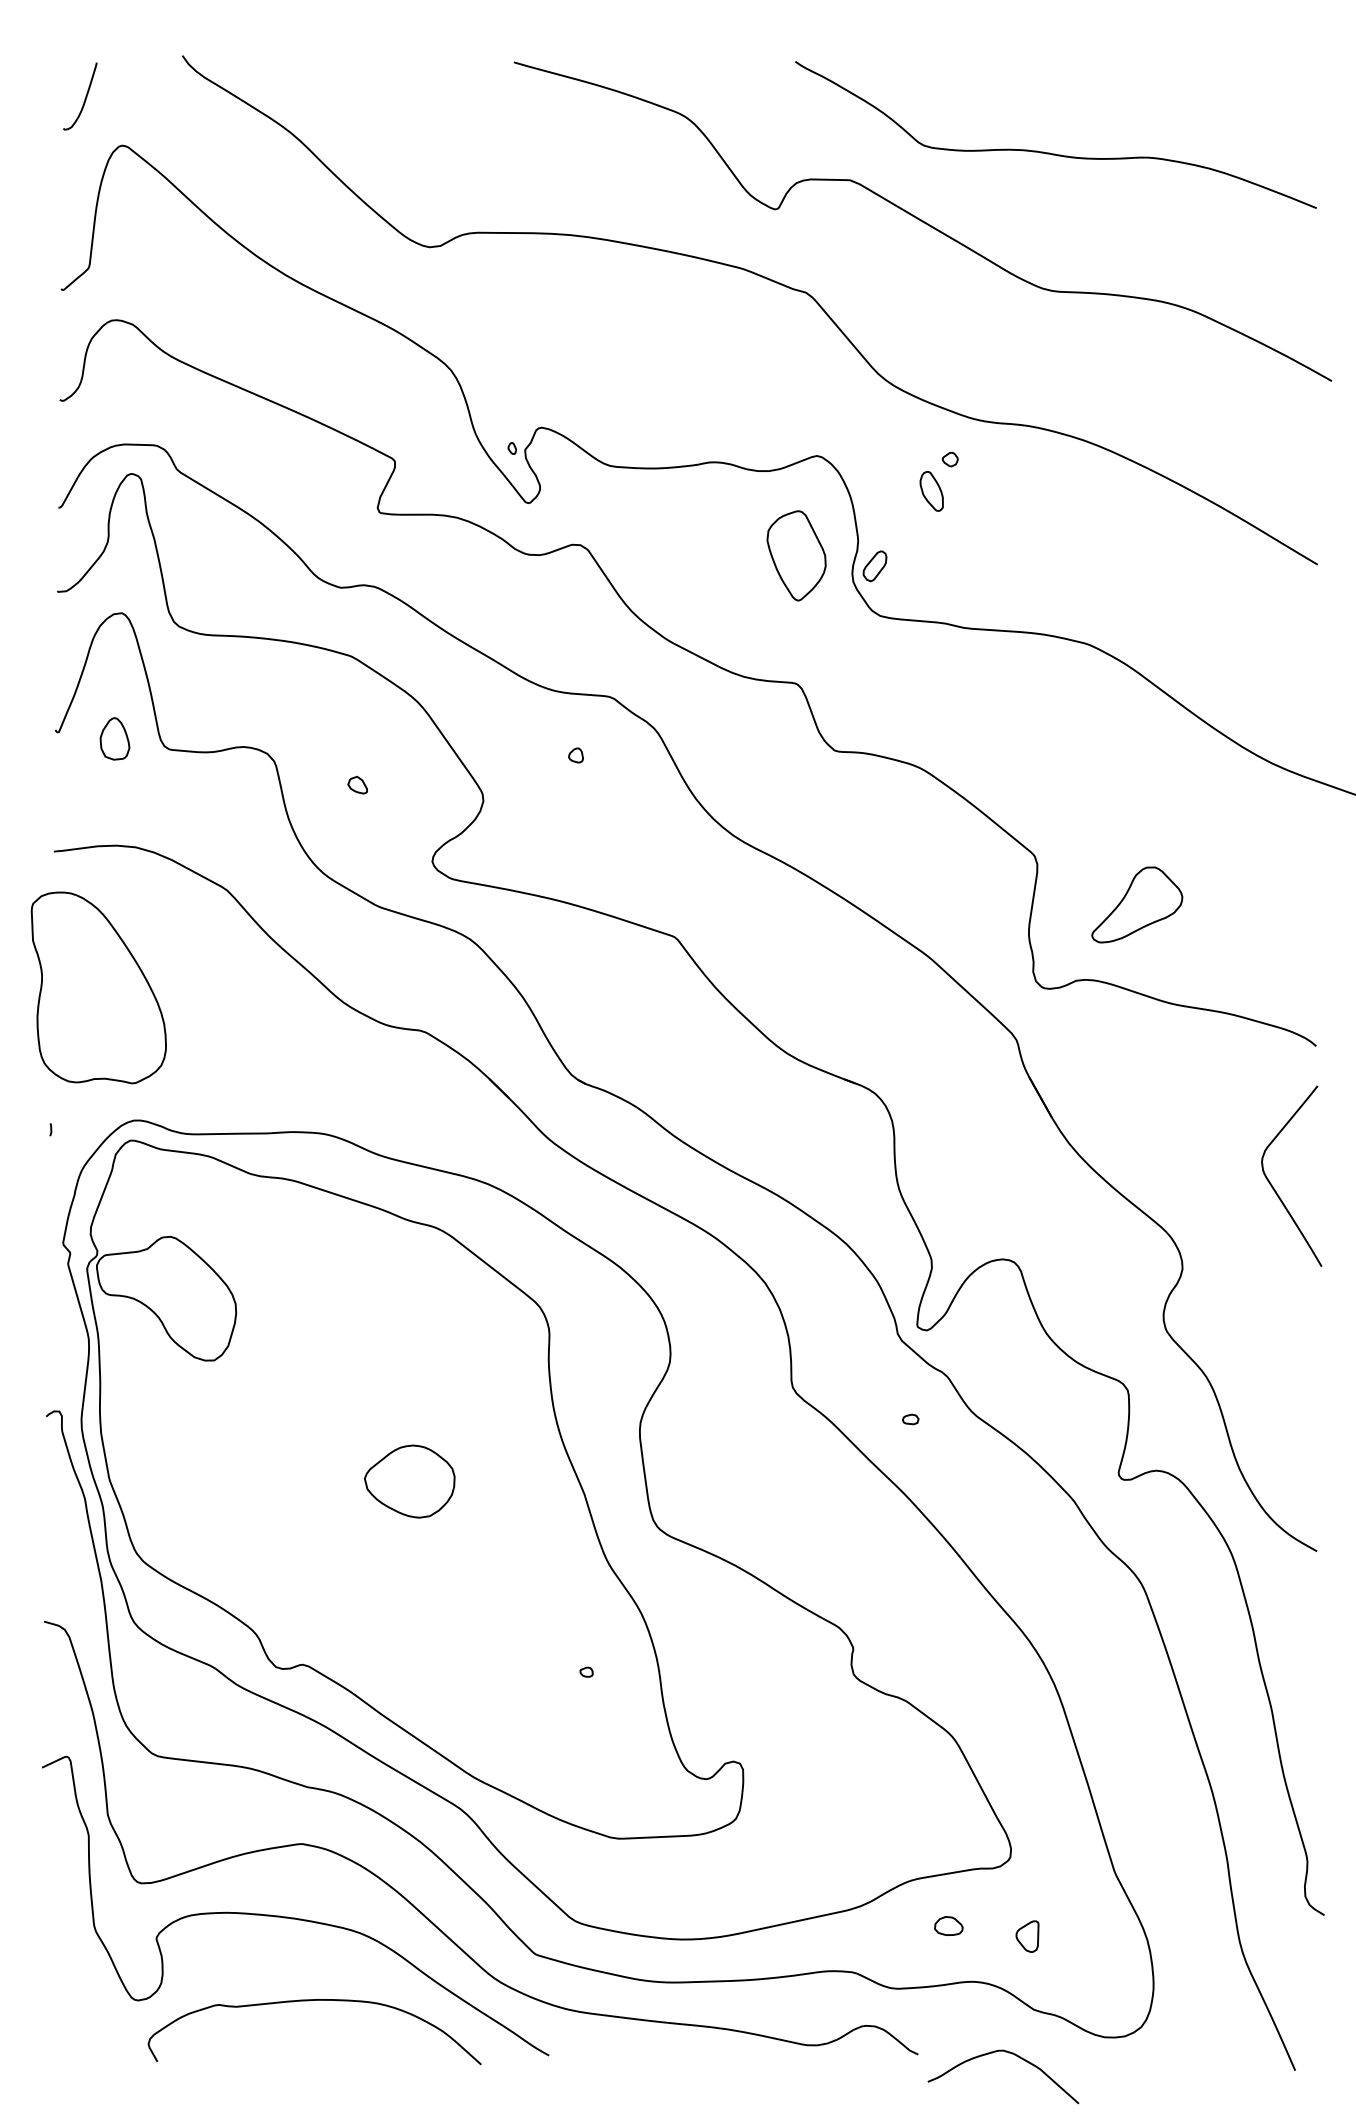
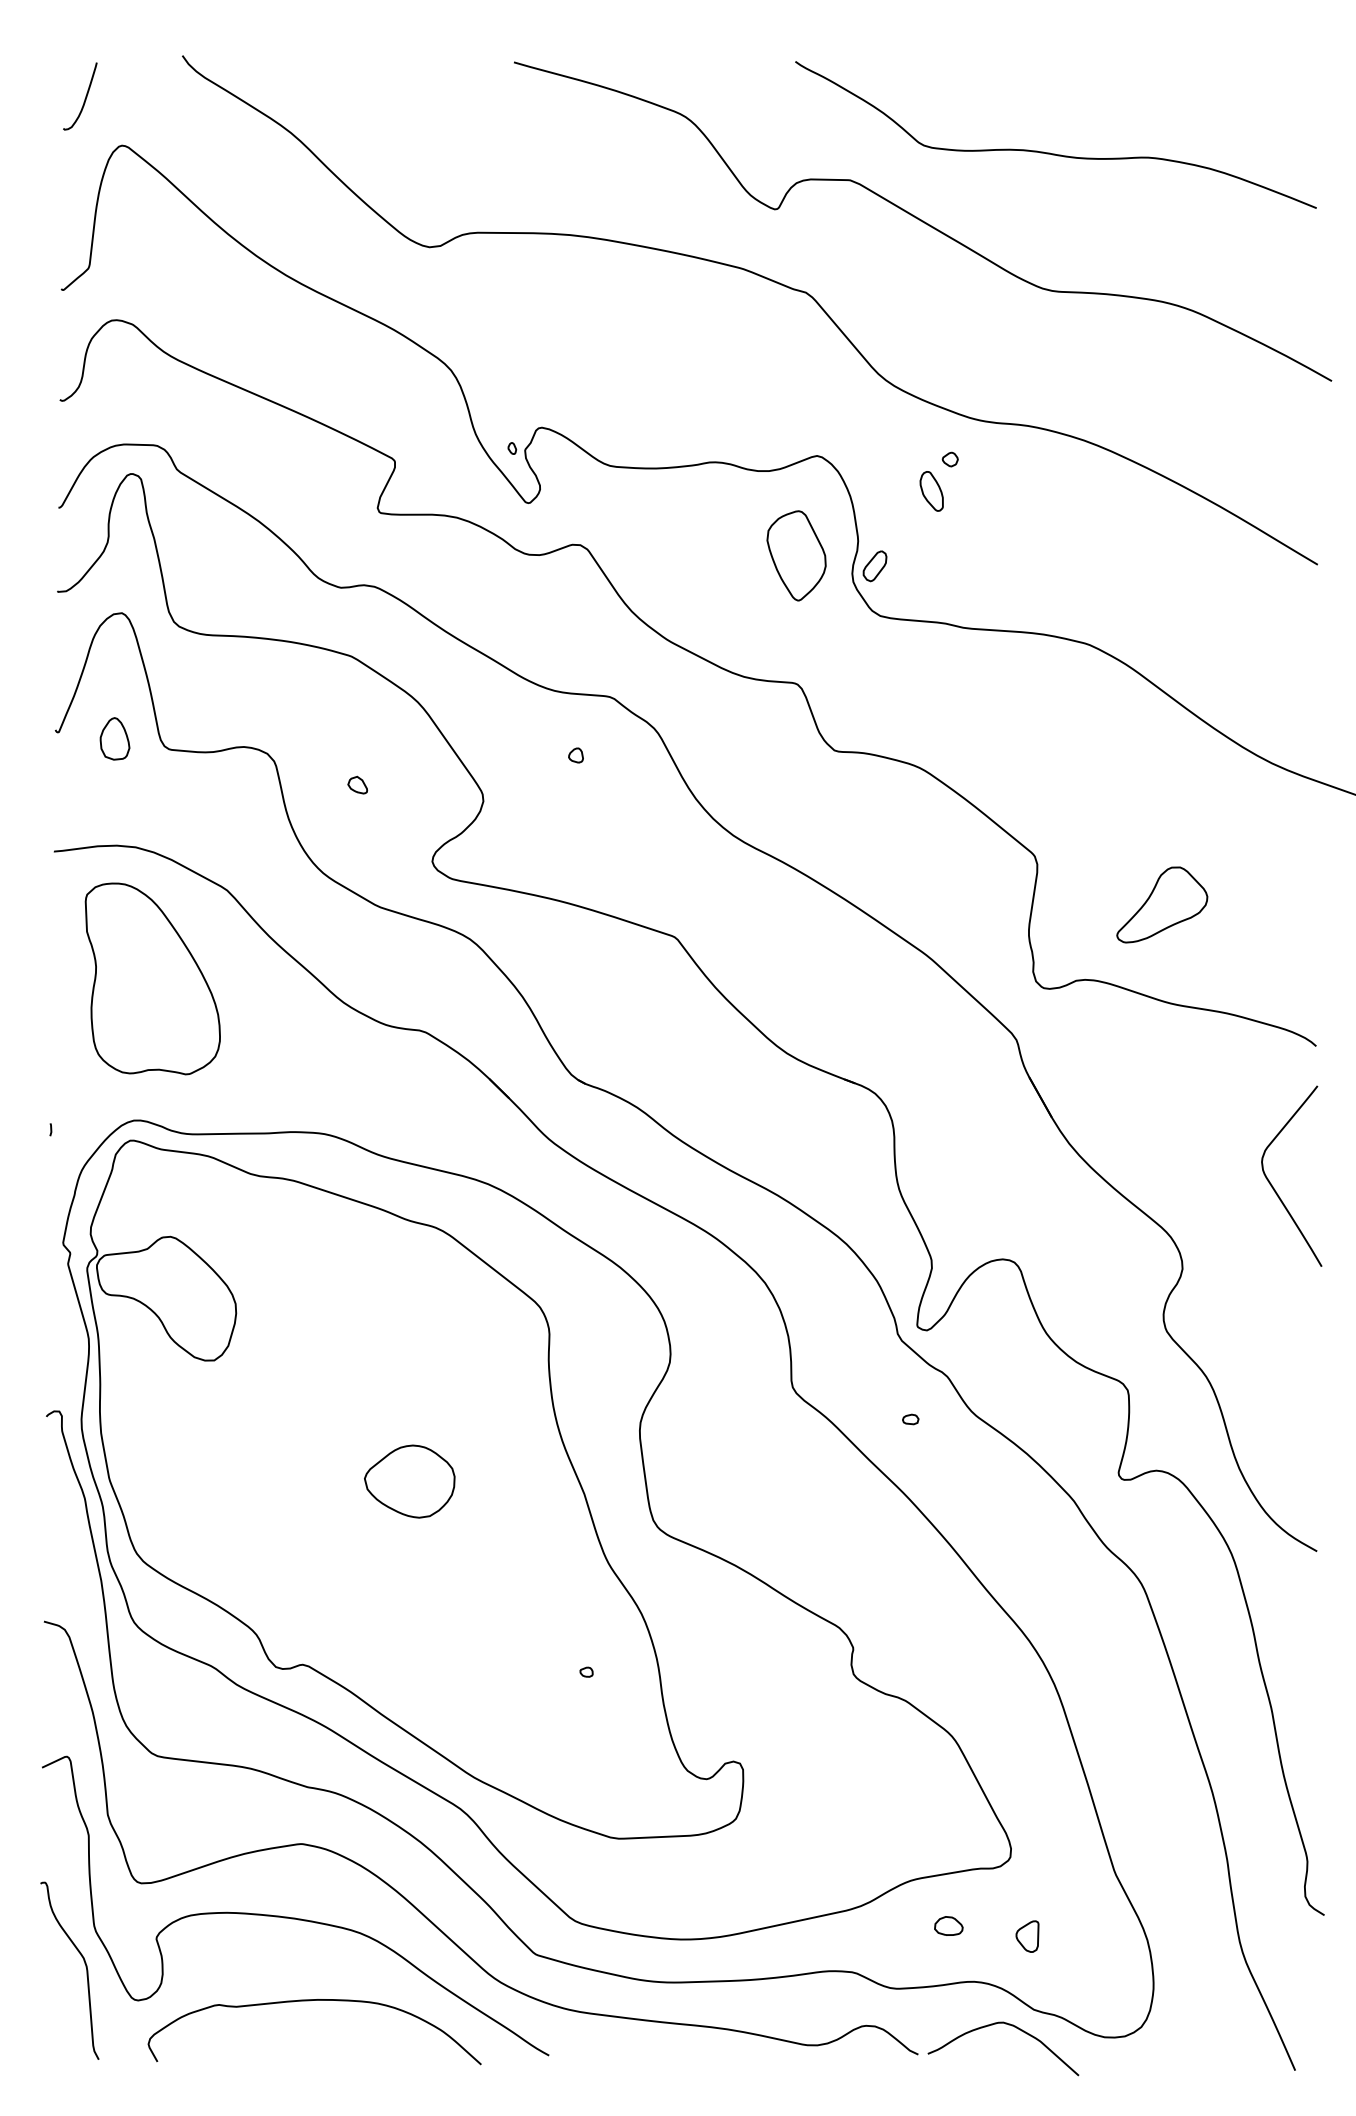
part position: (1137, 904) -> (1162, 904) (1162, 904)
part position: (98, 987) -> (152, 978) (152, 978)
curve: none -> present (85, 1967)
curve position: (1008, 2053) -> (1008, 2025) (1008, 2025)
